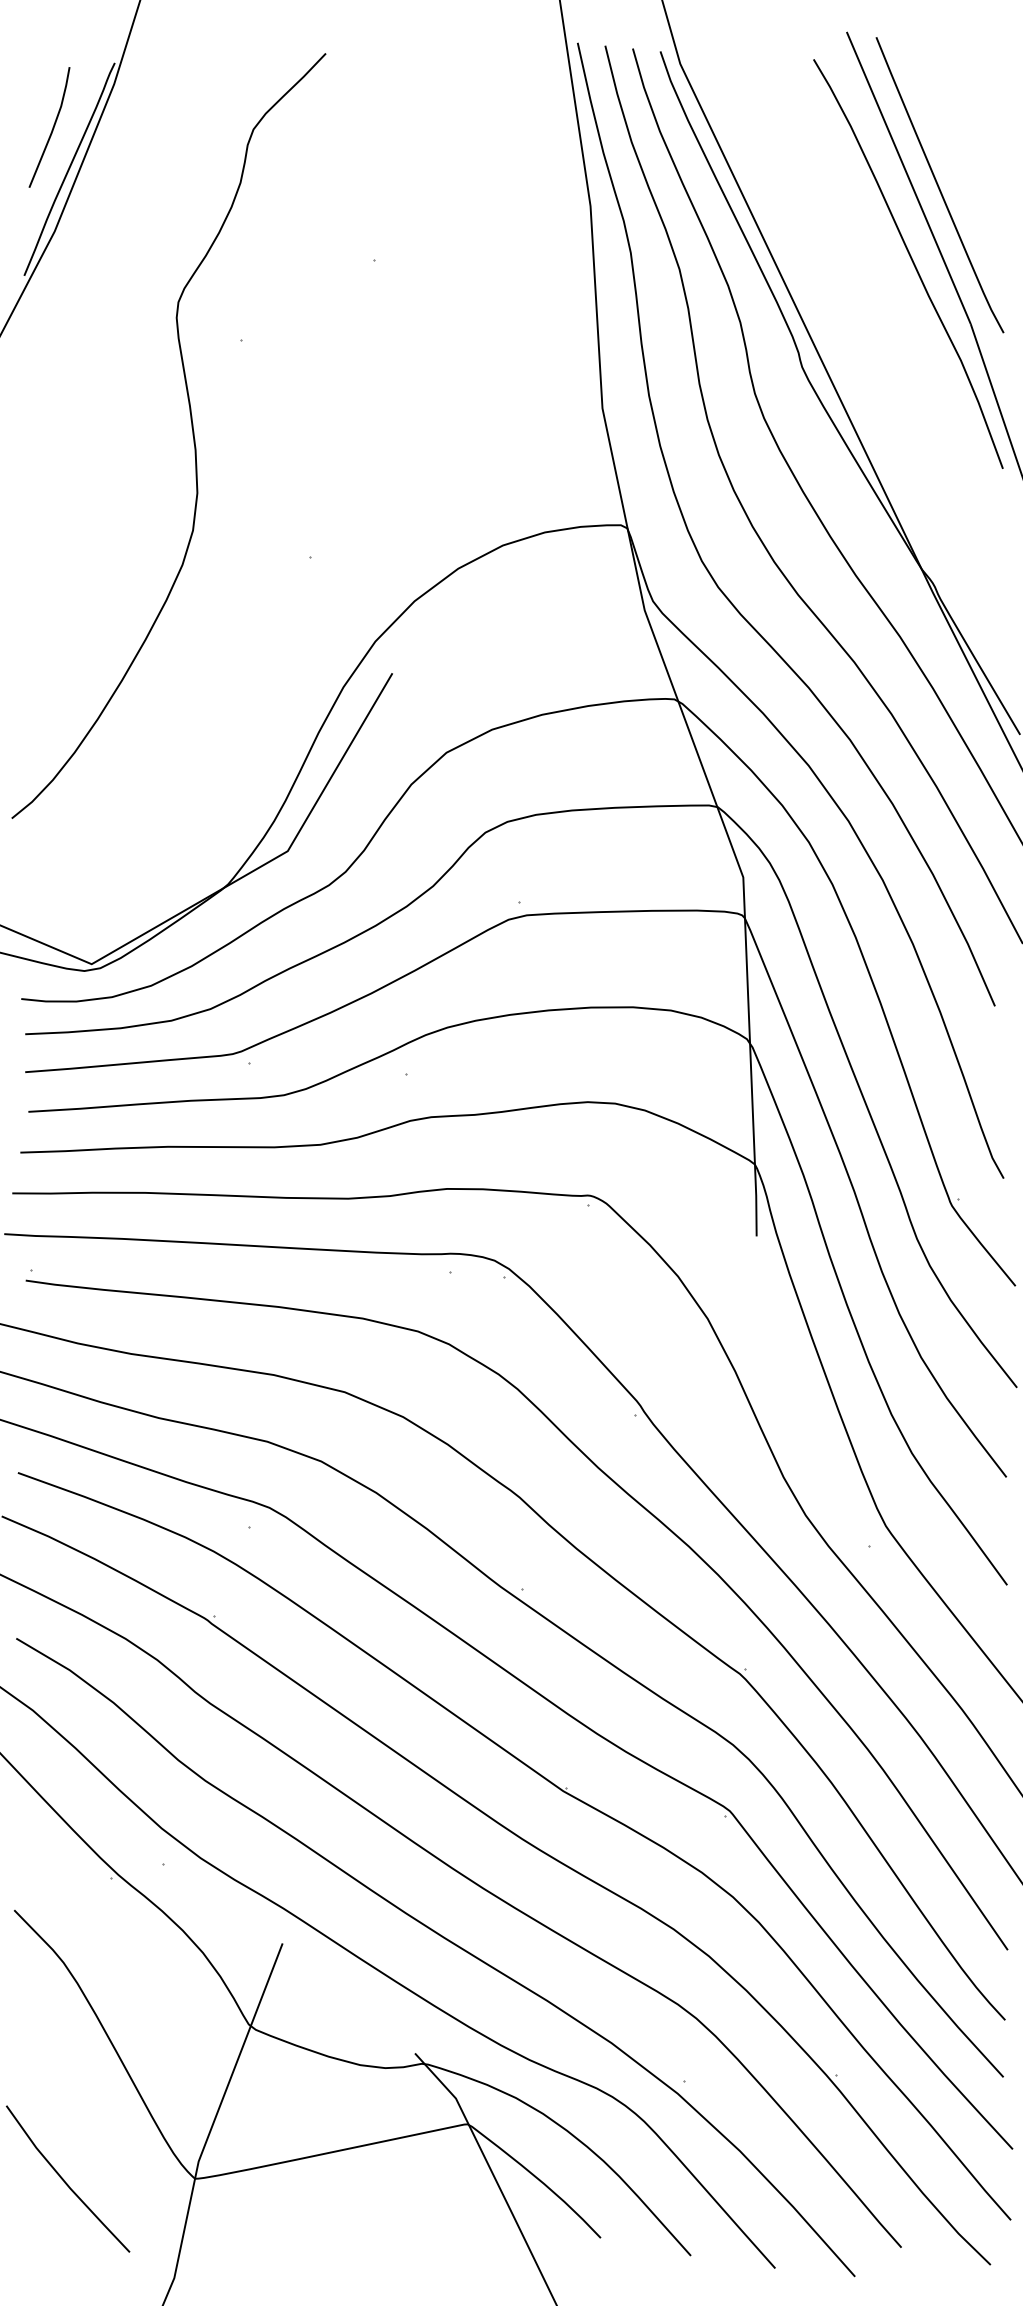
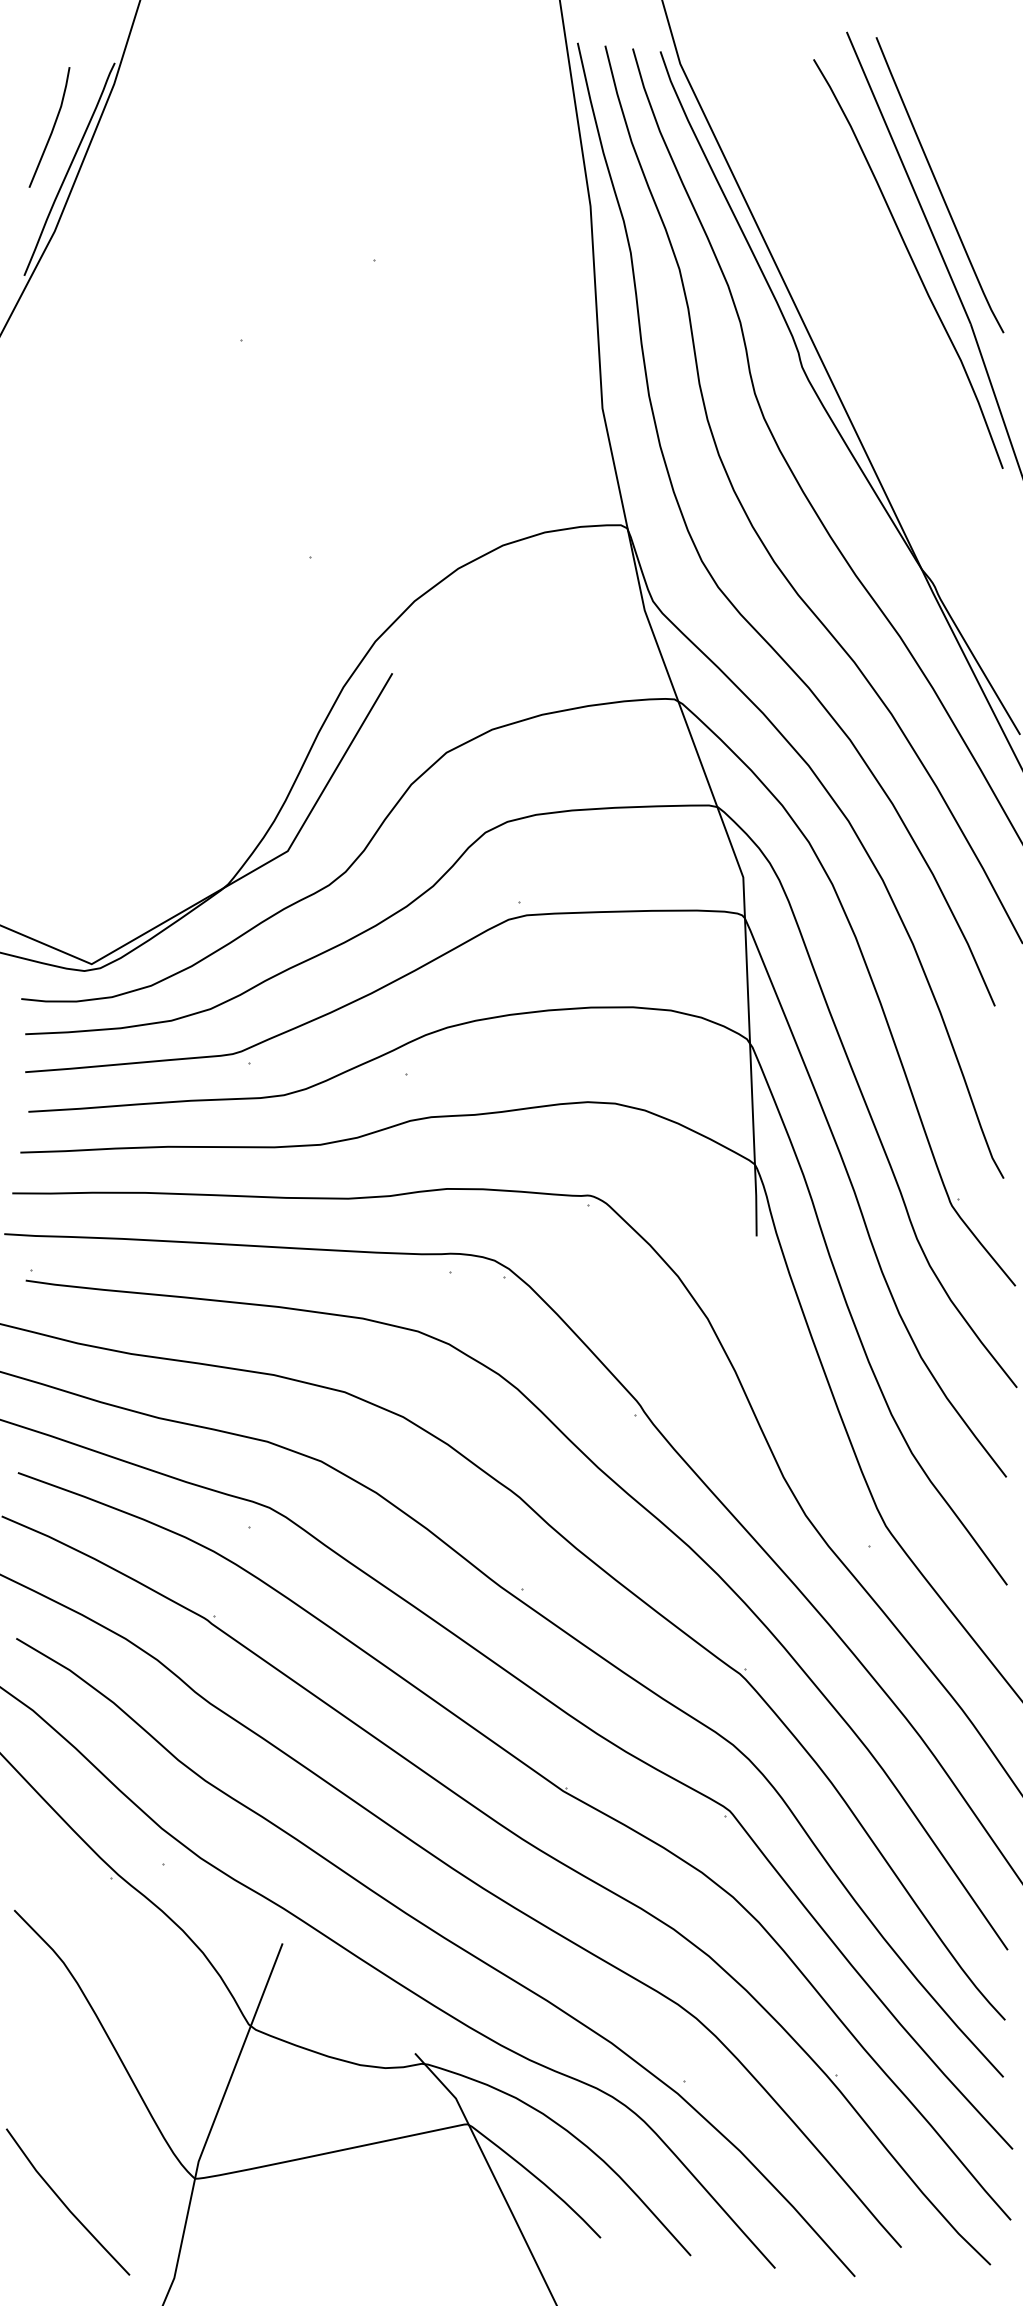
curve: present -> none (192, 435)
line position: (64, 2179) -> (64, 2202) (64, 2202)
